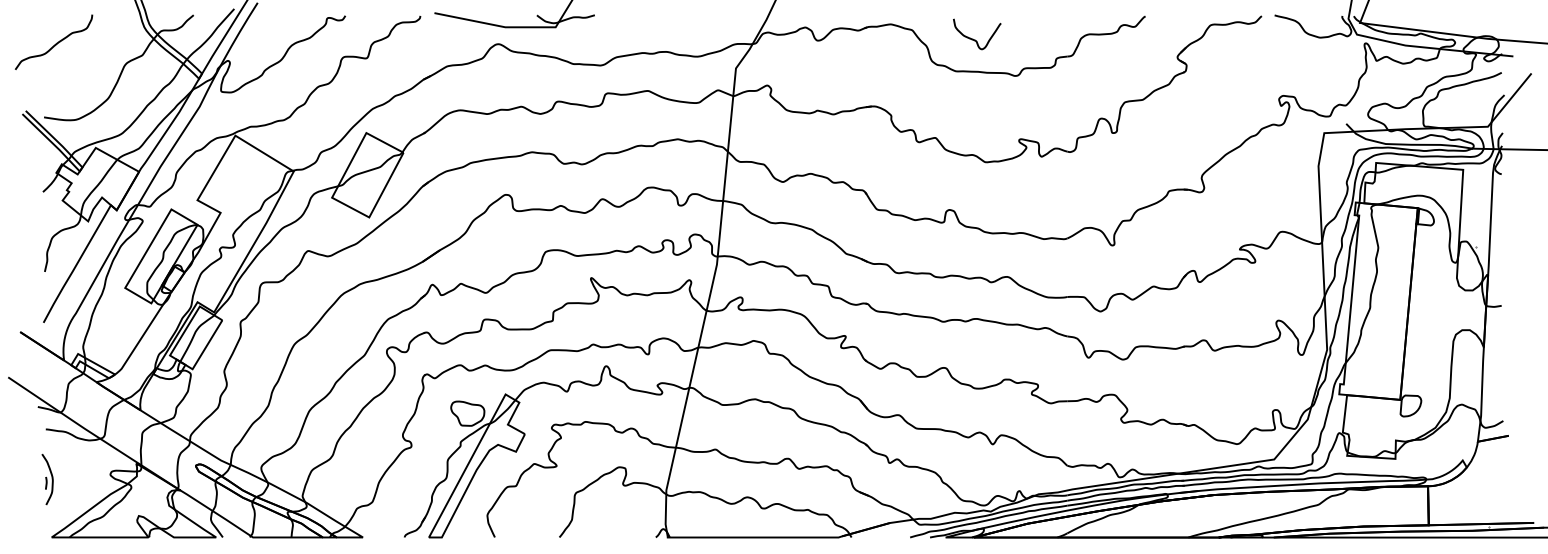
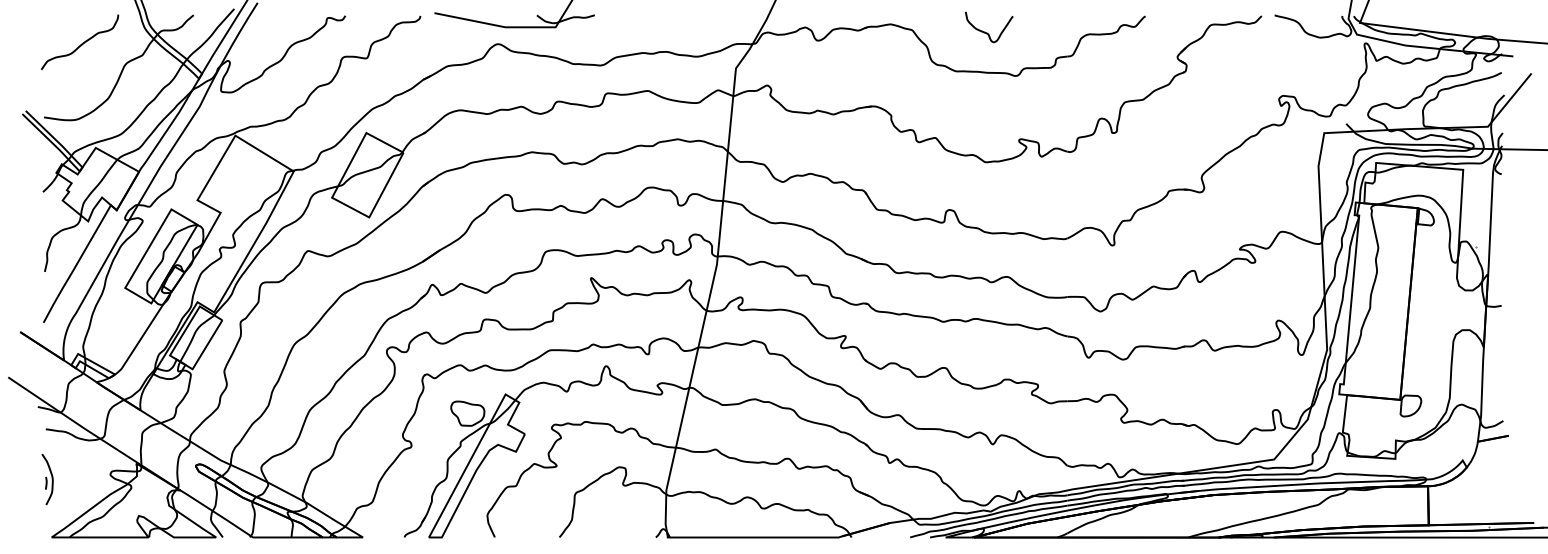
curve position: (975, 39) -> (987, 32) (987, 32)
curve position: (55, 43) -> (81, 43) (81, 43)
